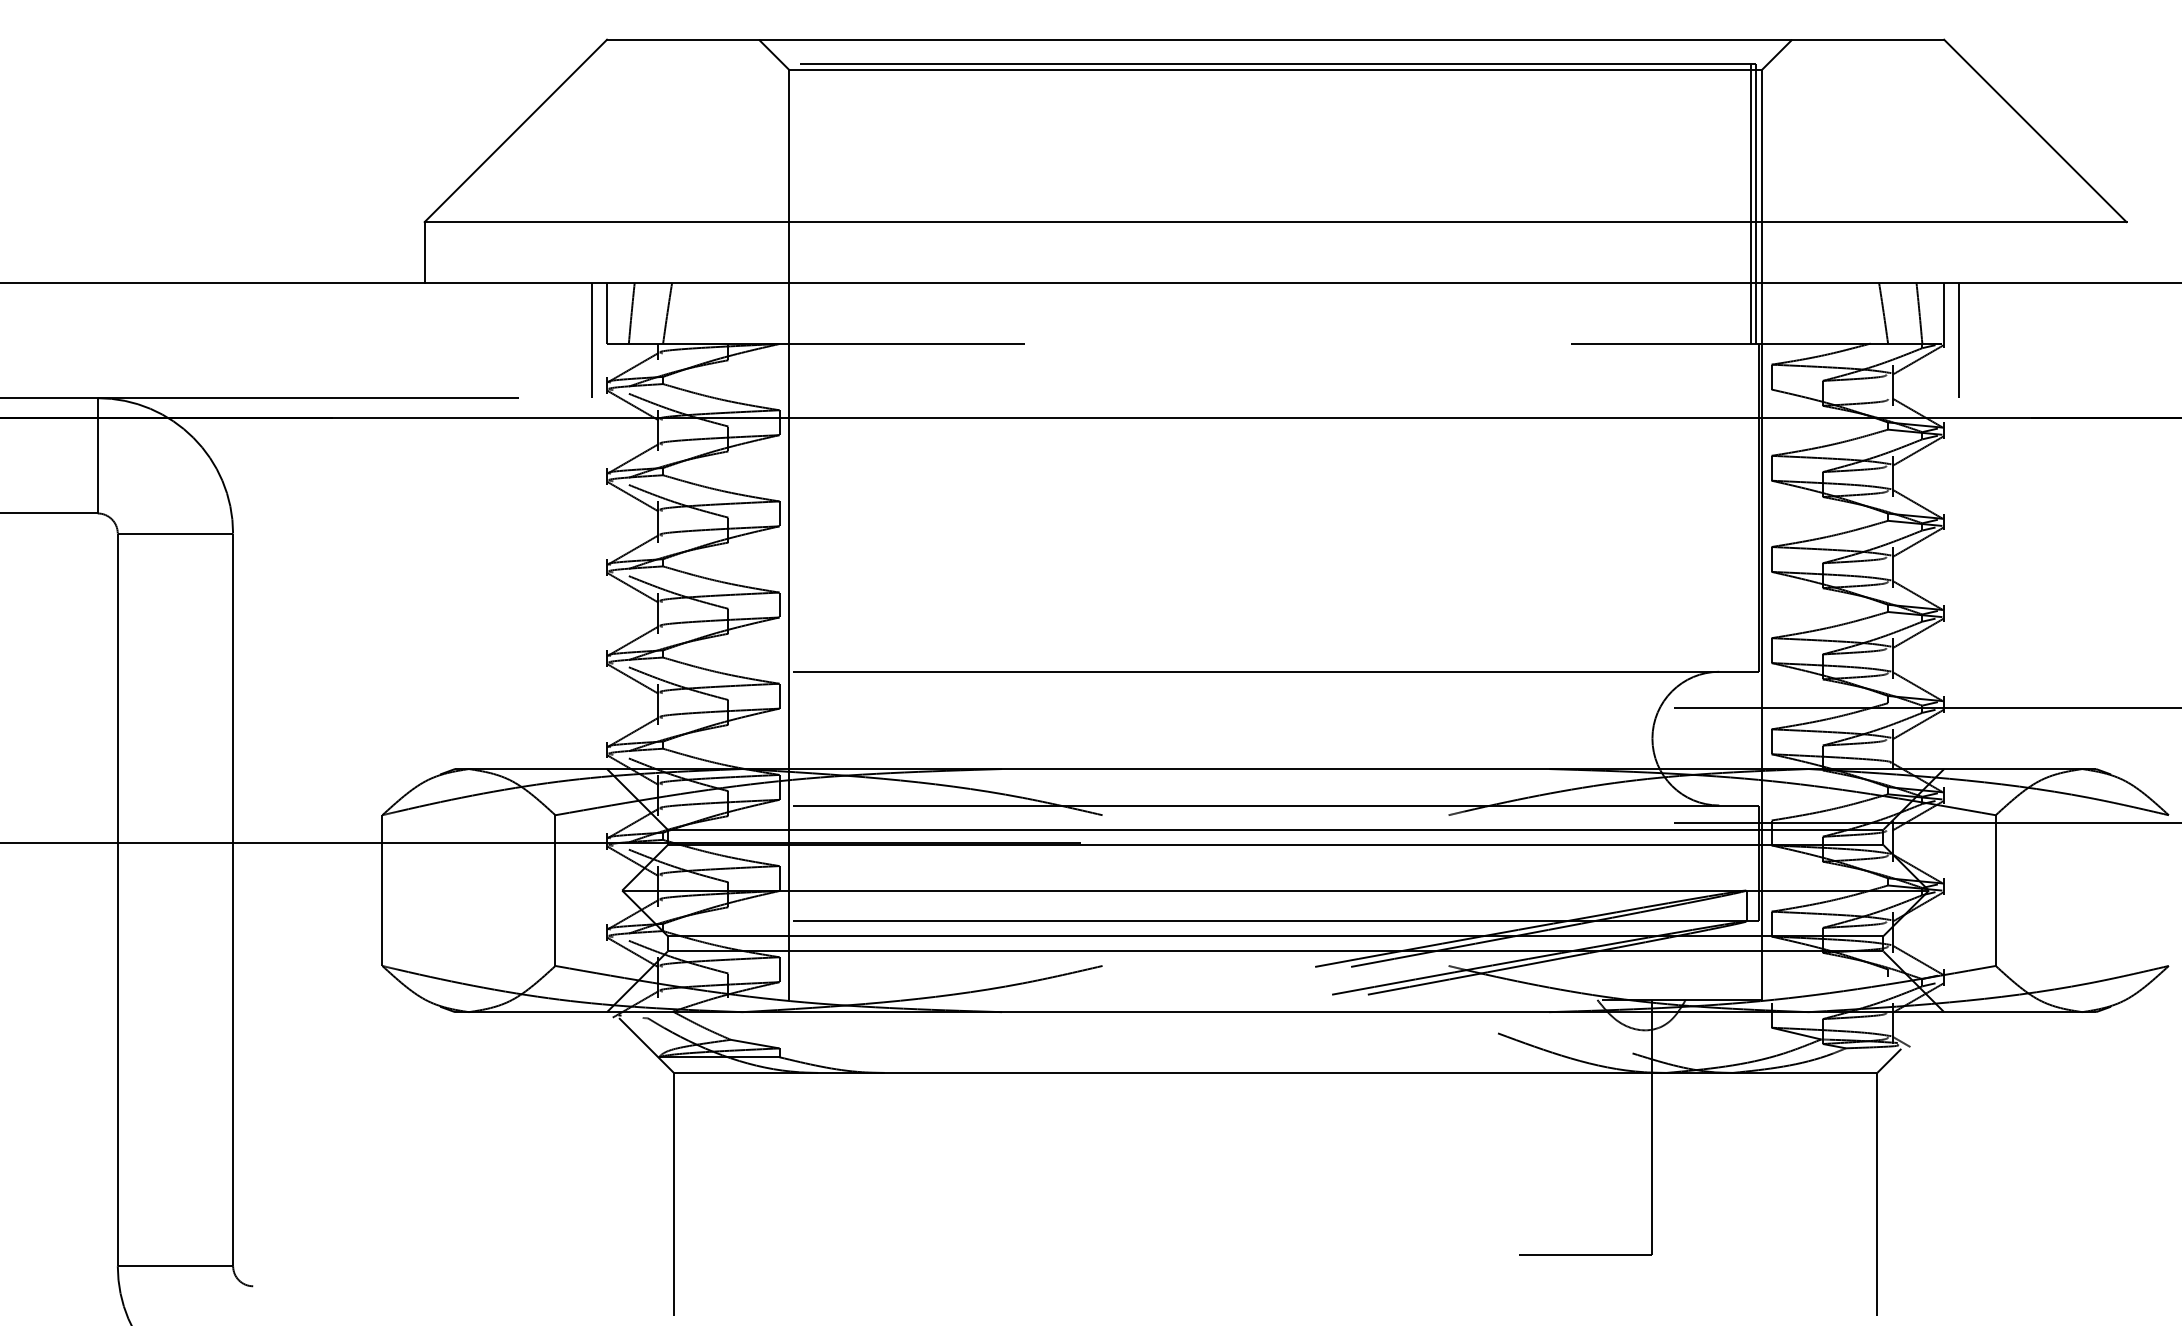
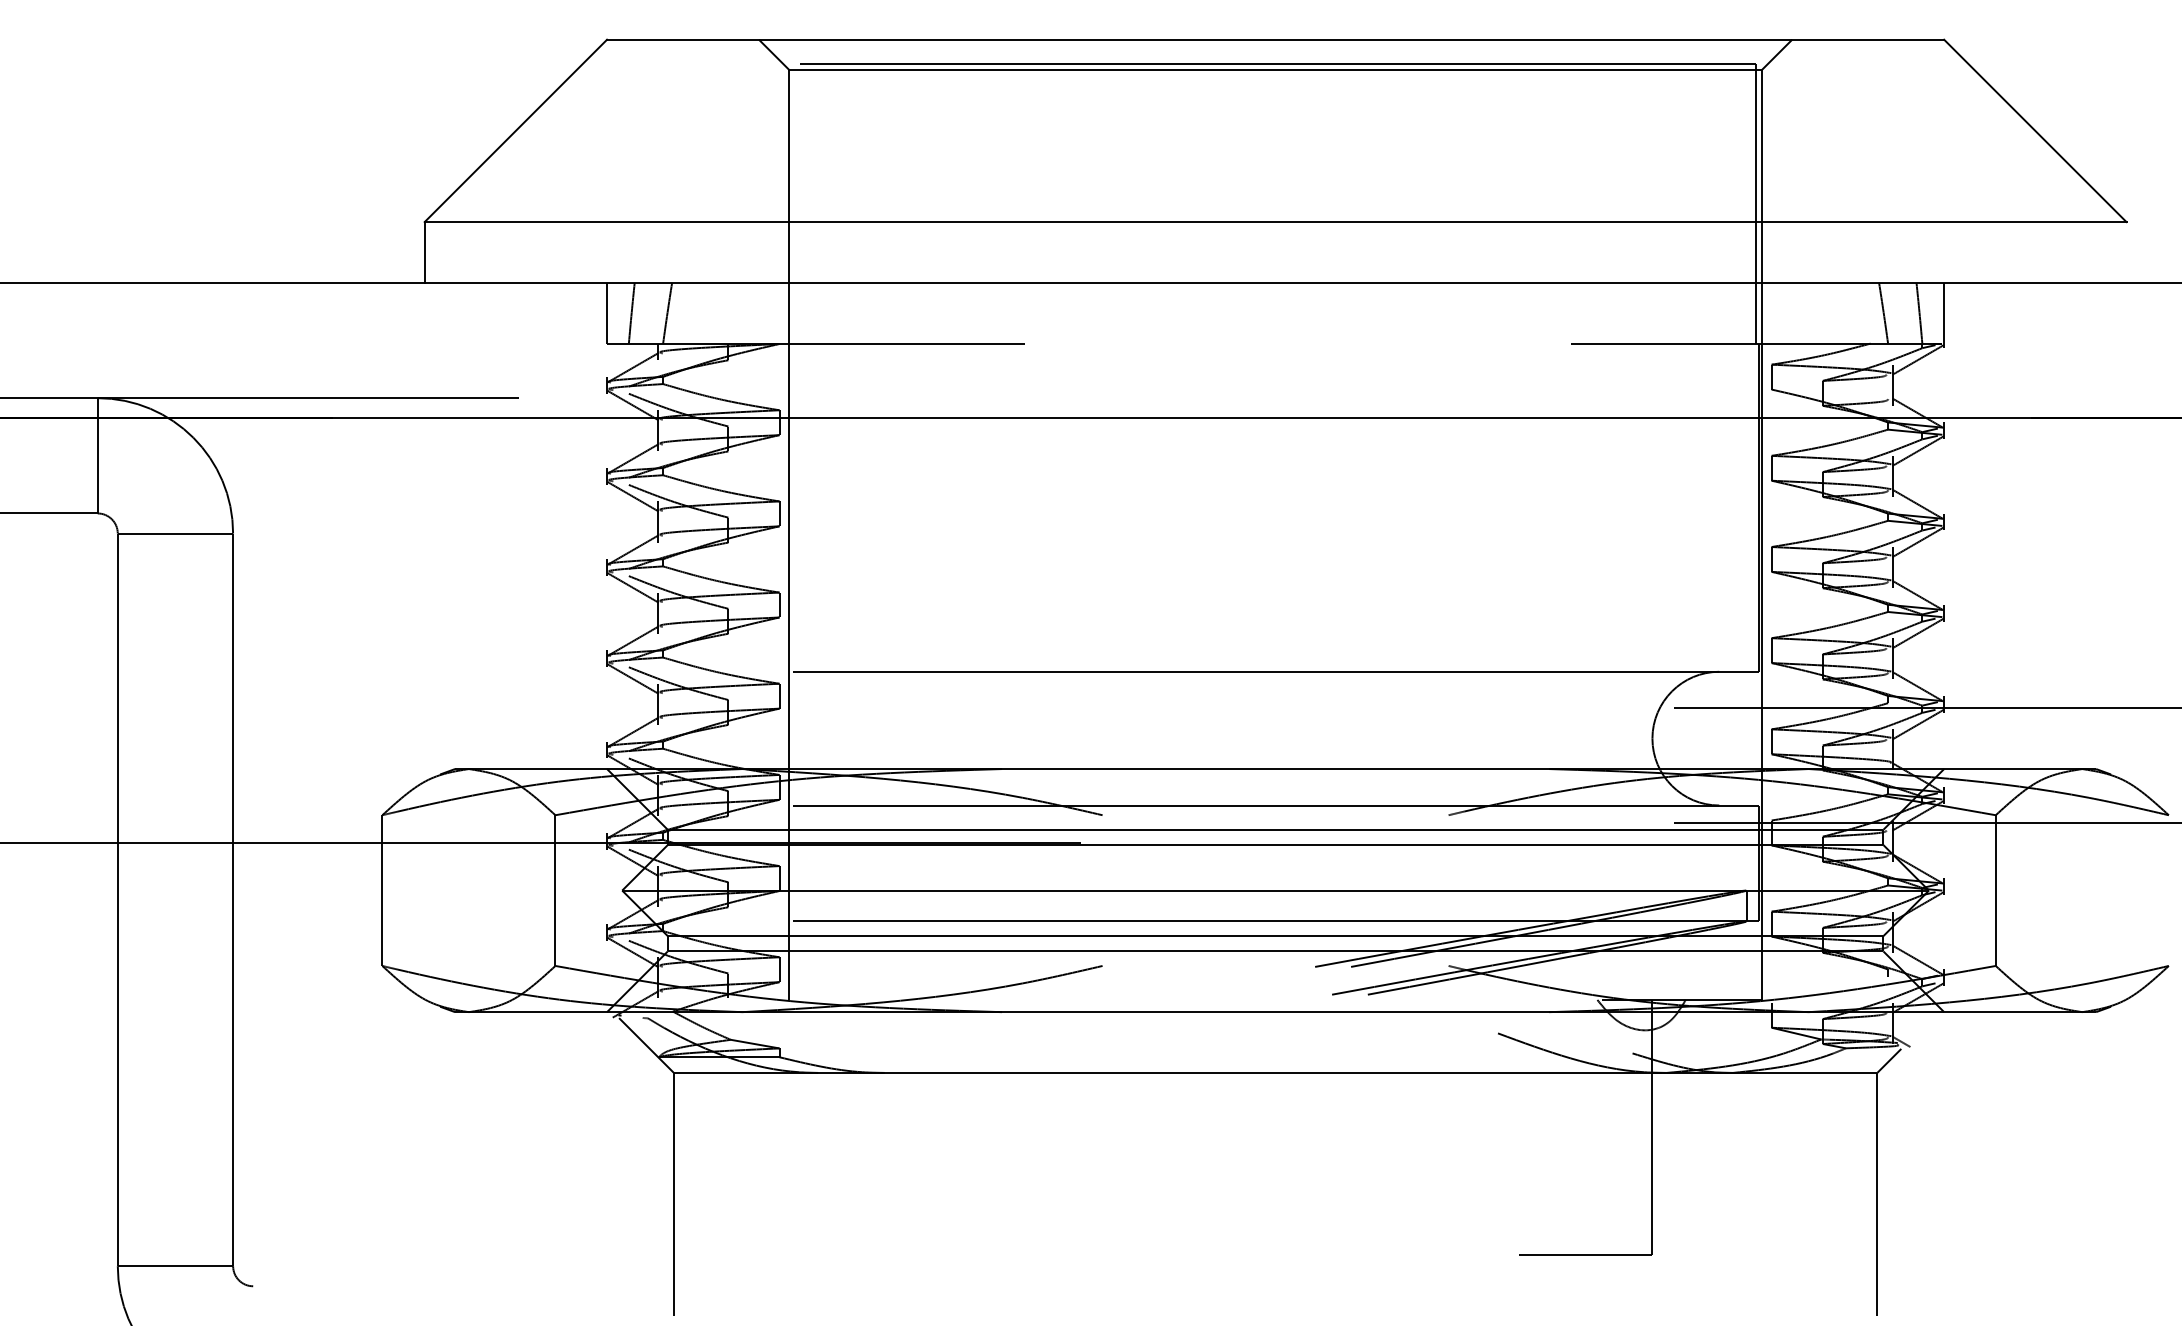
line: present -> none (1751, 203)
line: present -> none (592, 340)
line: present -> none (1958, 340)
